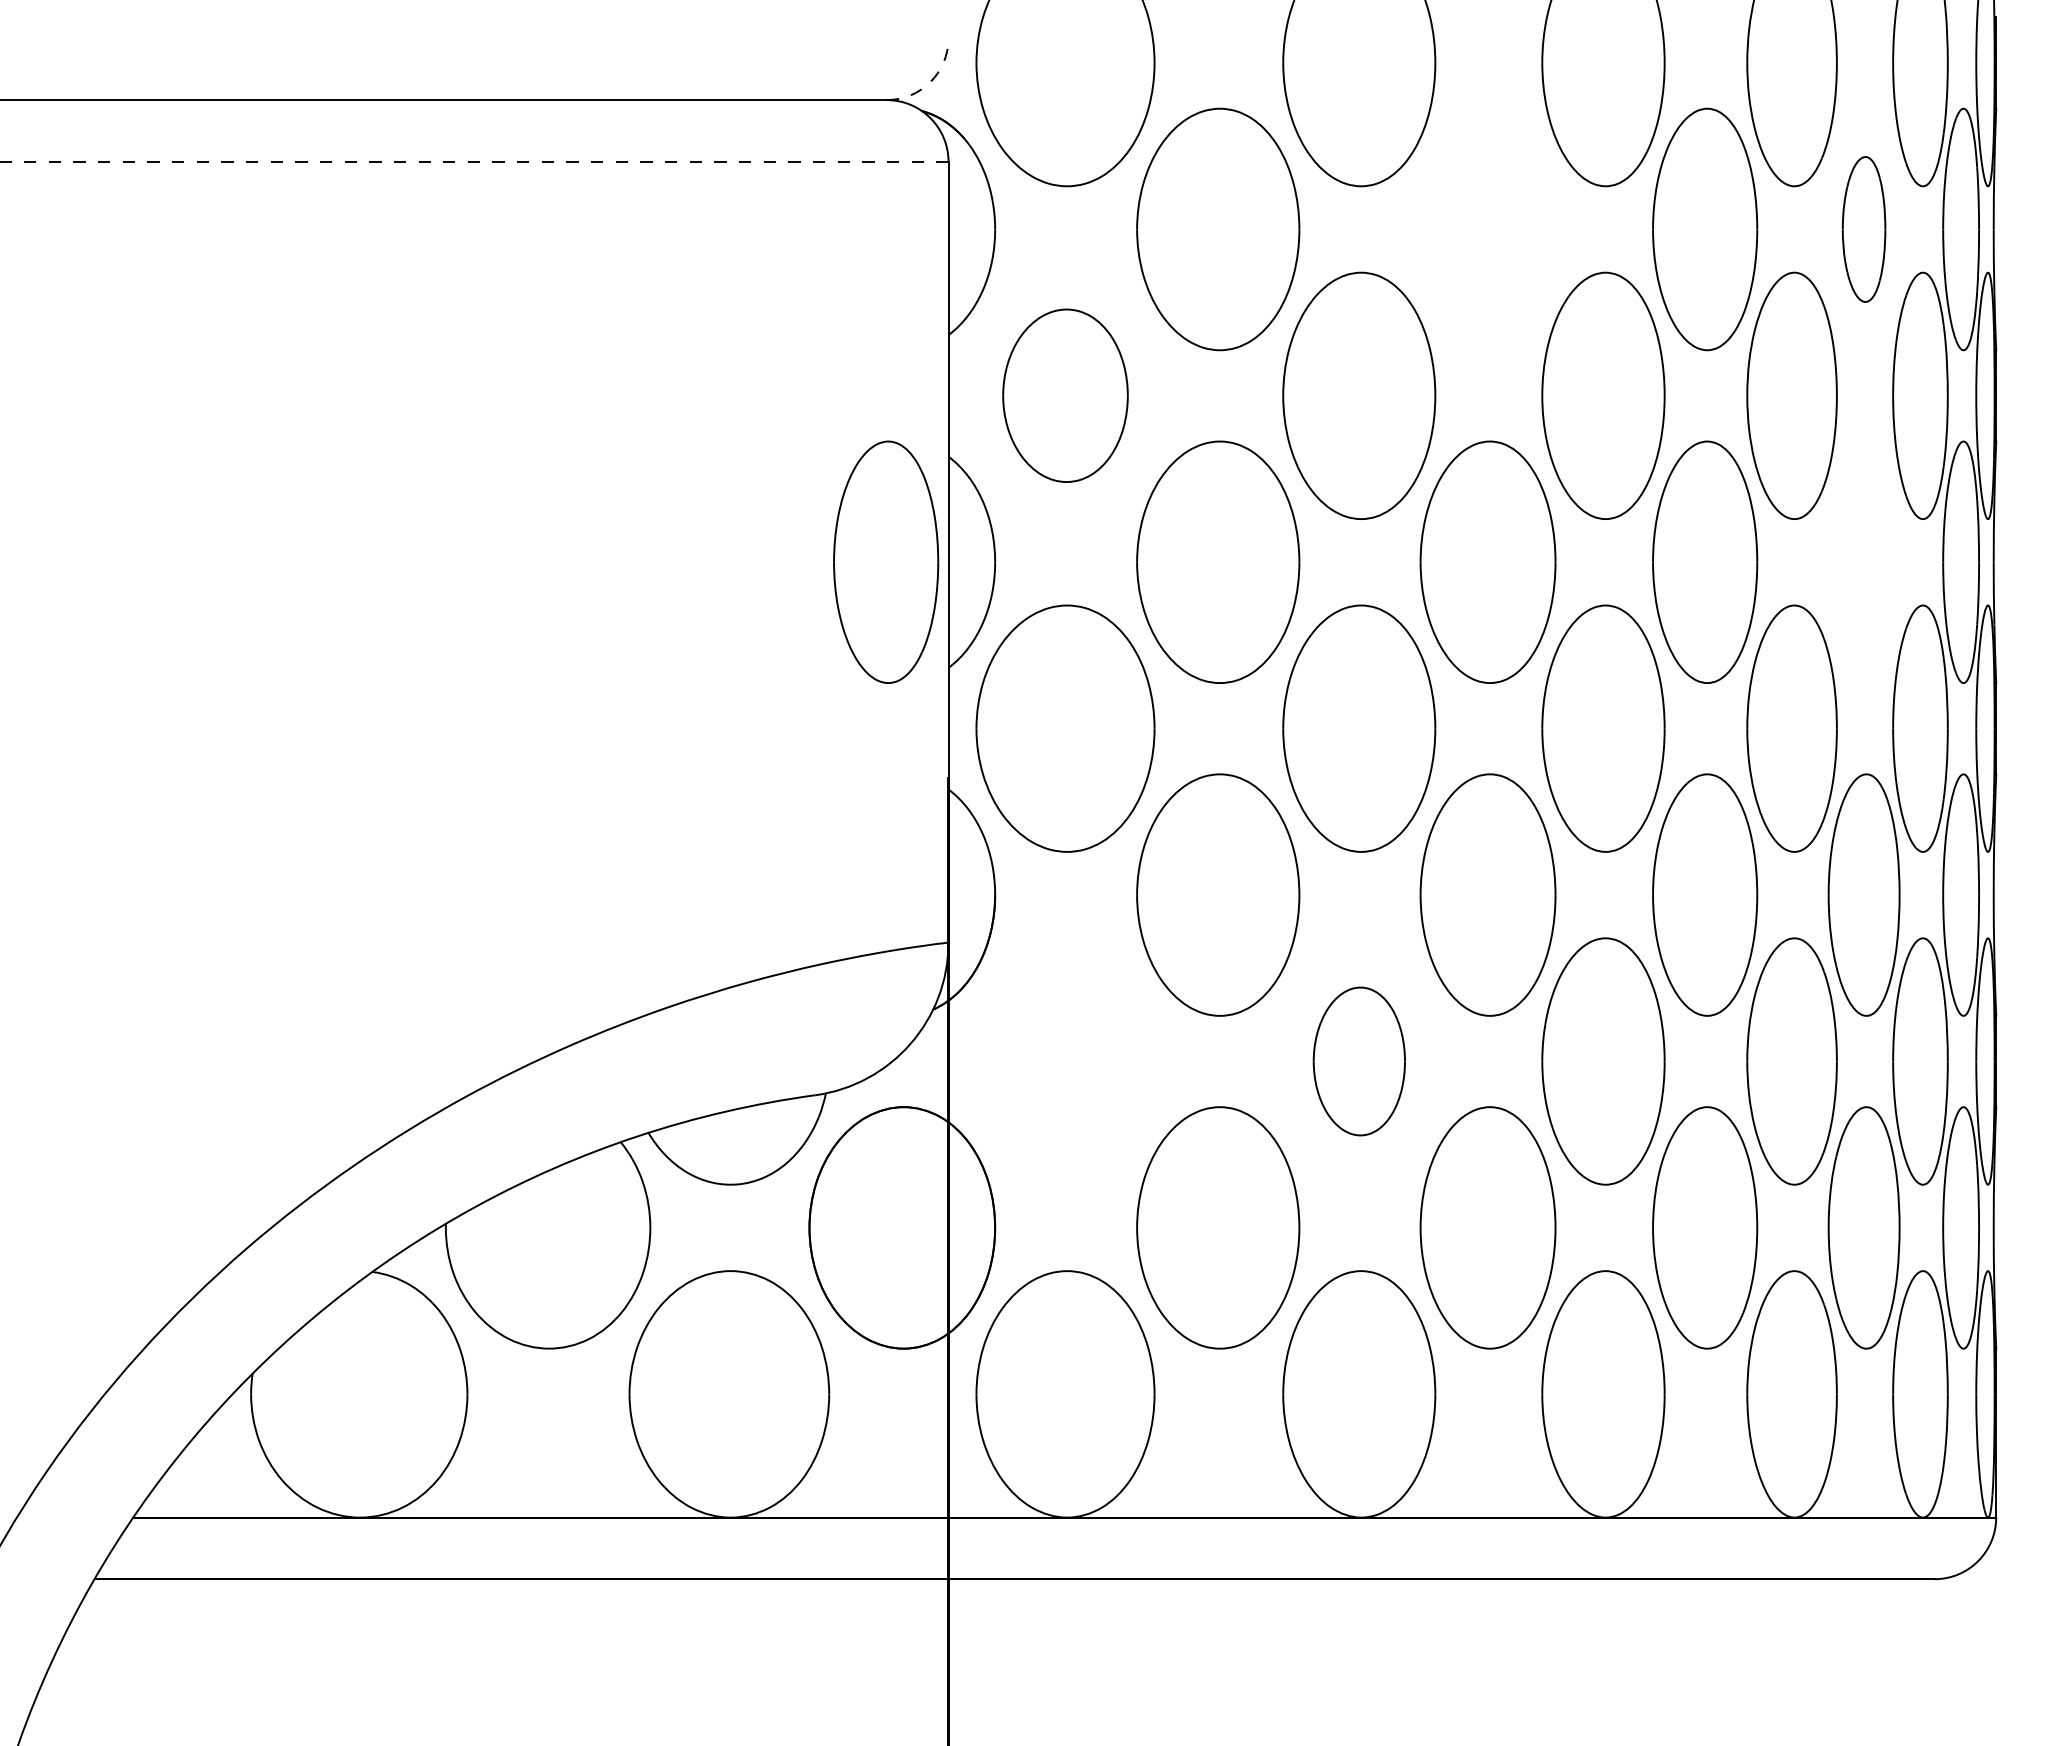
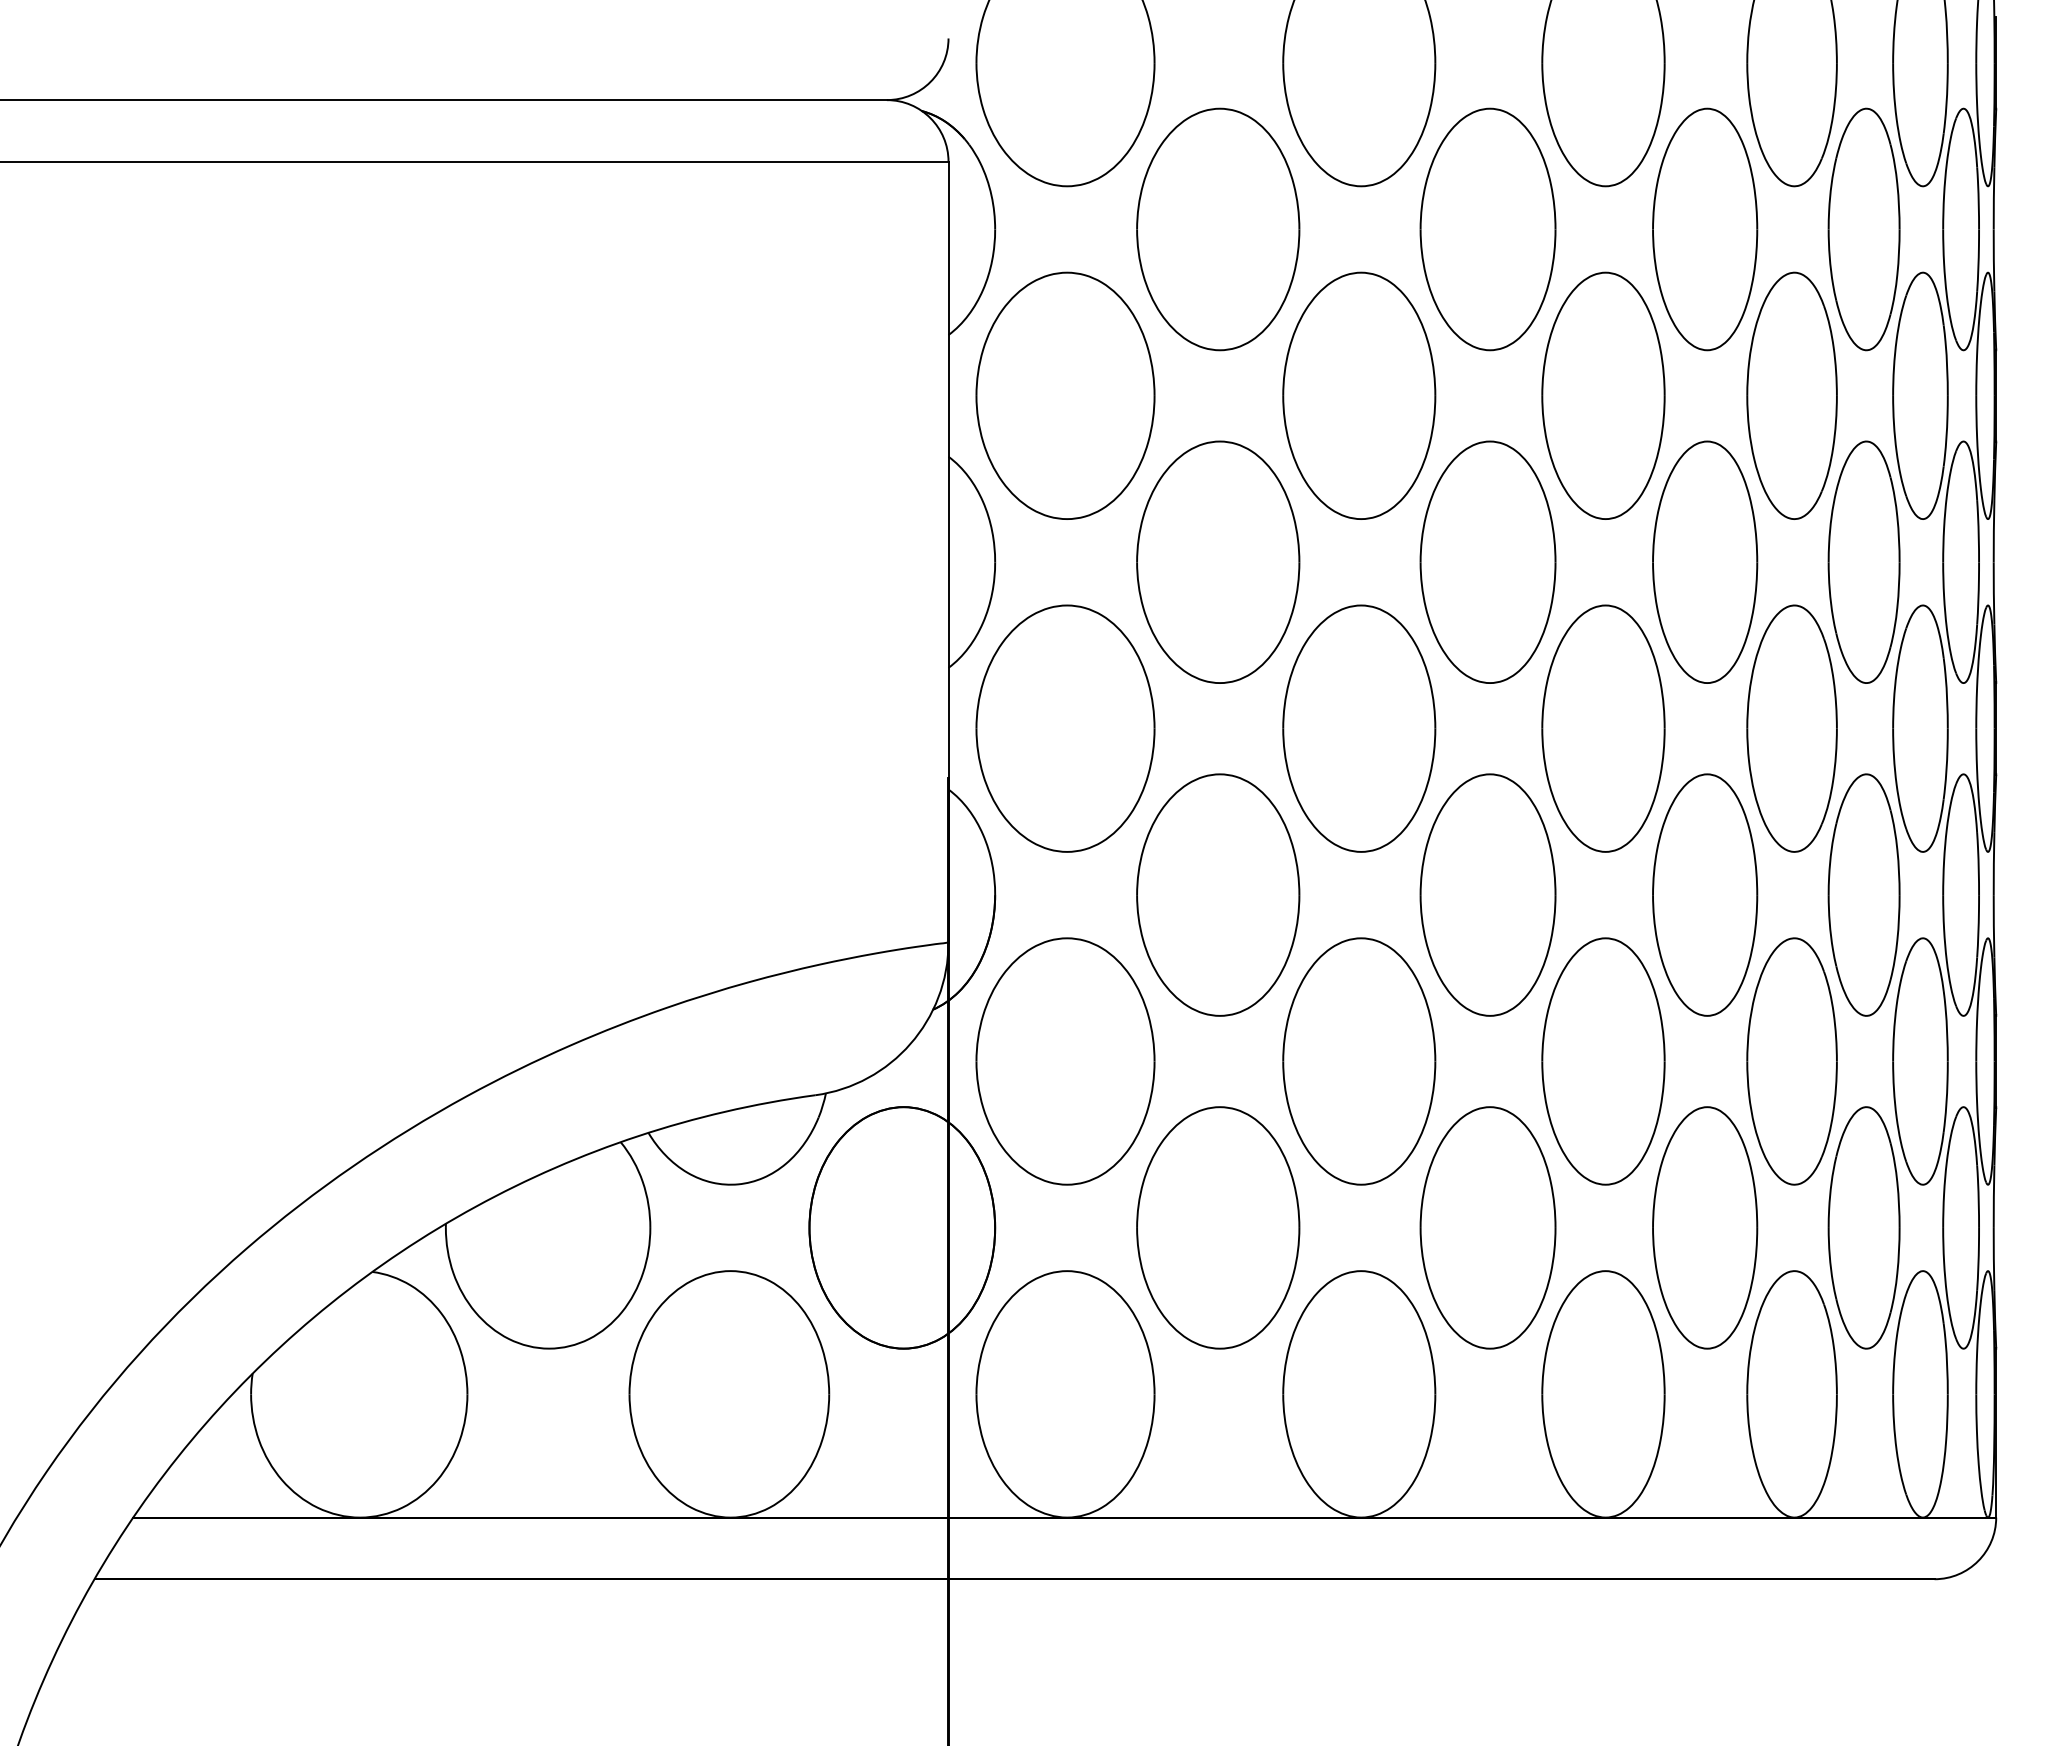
arc: dashed -> solid (930, 82)
line: dashed -> solid (474, 161)
part: none -> present (1487, 229)
part size: 46x147 px -> 74x245 px (1863, 229)
part size: 127x175 px -> 181x249 px (1065, 395)
part: present -> none (886, 561)
part: none -> present (1863, 561)
part: none -> present (1065, 1061)
part size: 94x151 px -> 155x249 px (1359, 1061)
